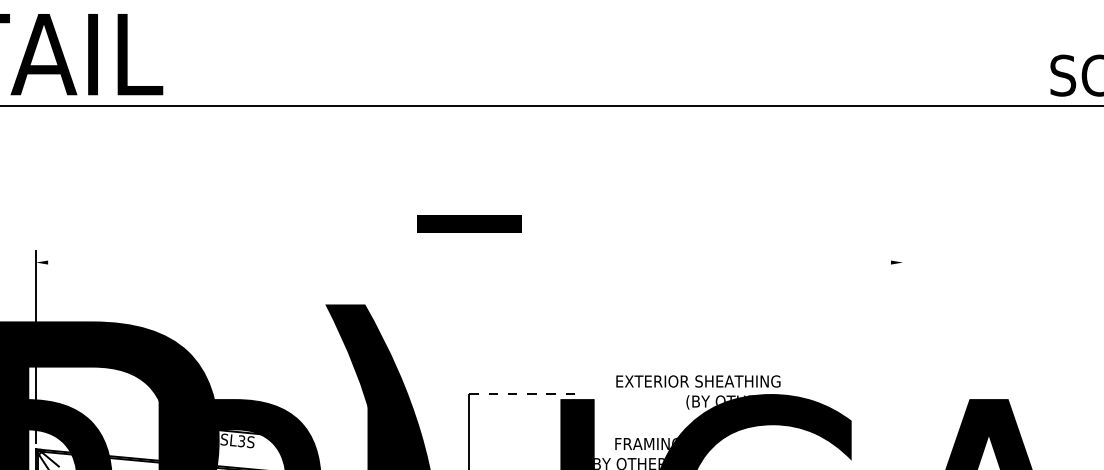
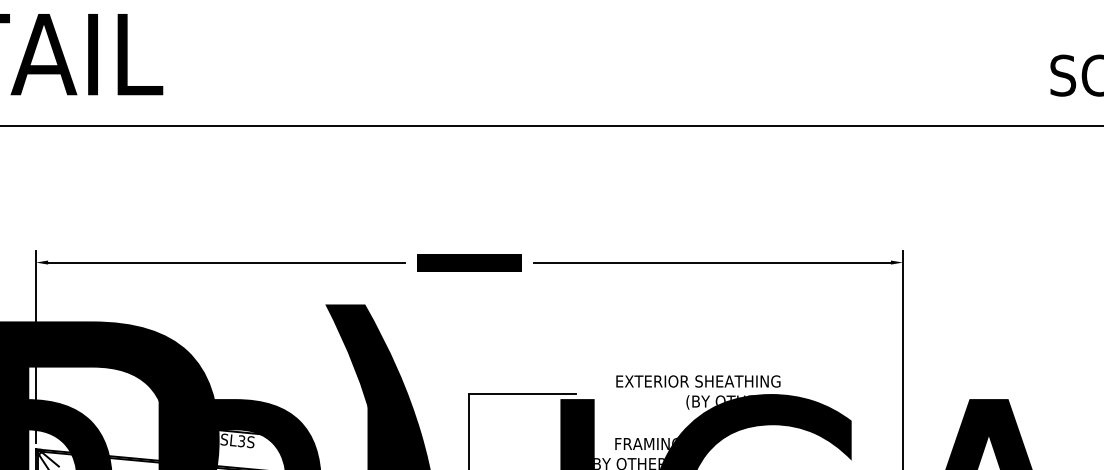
line position: (551, 105) -> (551, 125) (551, 125)
text position: (469, 223) -> (469, 262) (469, 262)
line: none -> present (226, 262)
line: none -> present (712, 262)
line: none -> present (902, 358)
line: dashed -> solid (523, 393)
